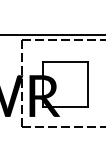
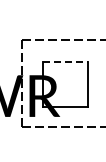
line: present -> none (52, 34)
line: solid -> dashed (65, 62)
